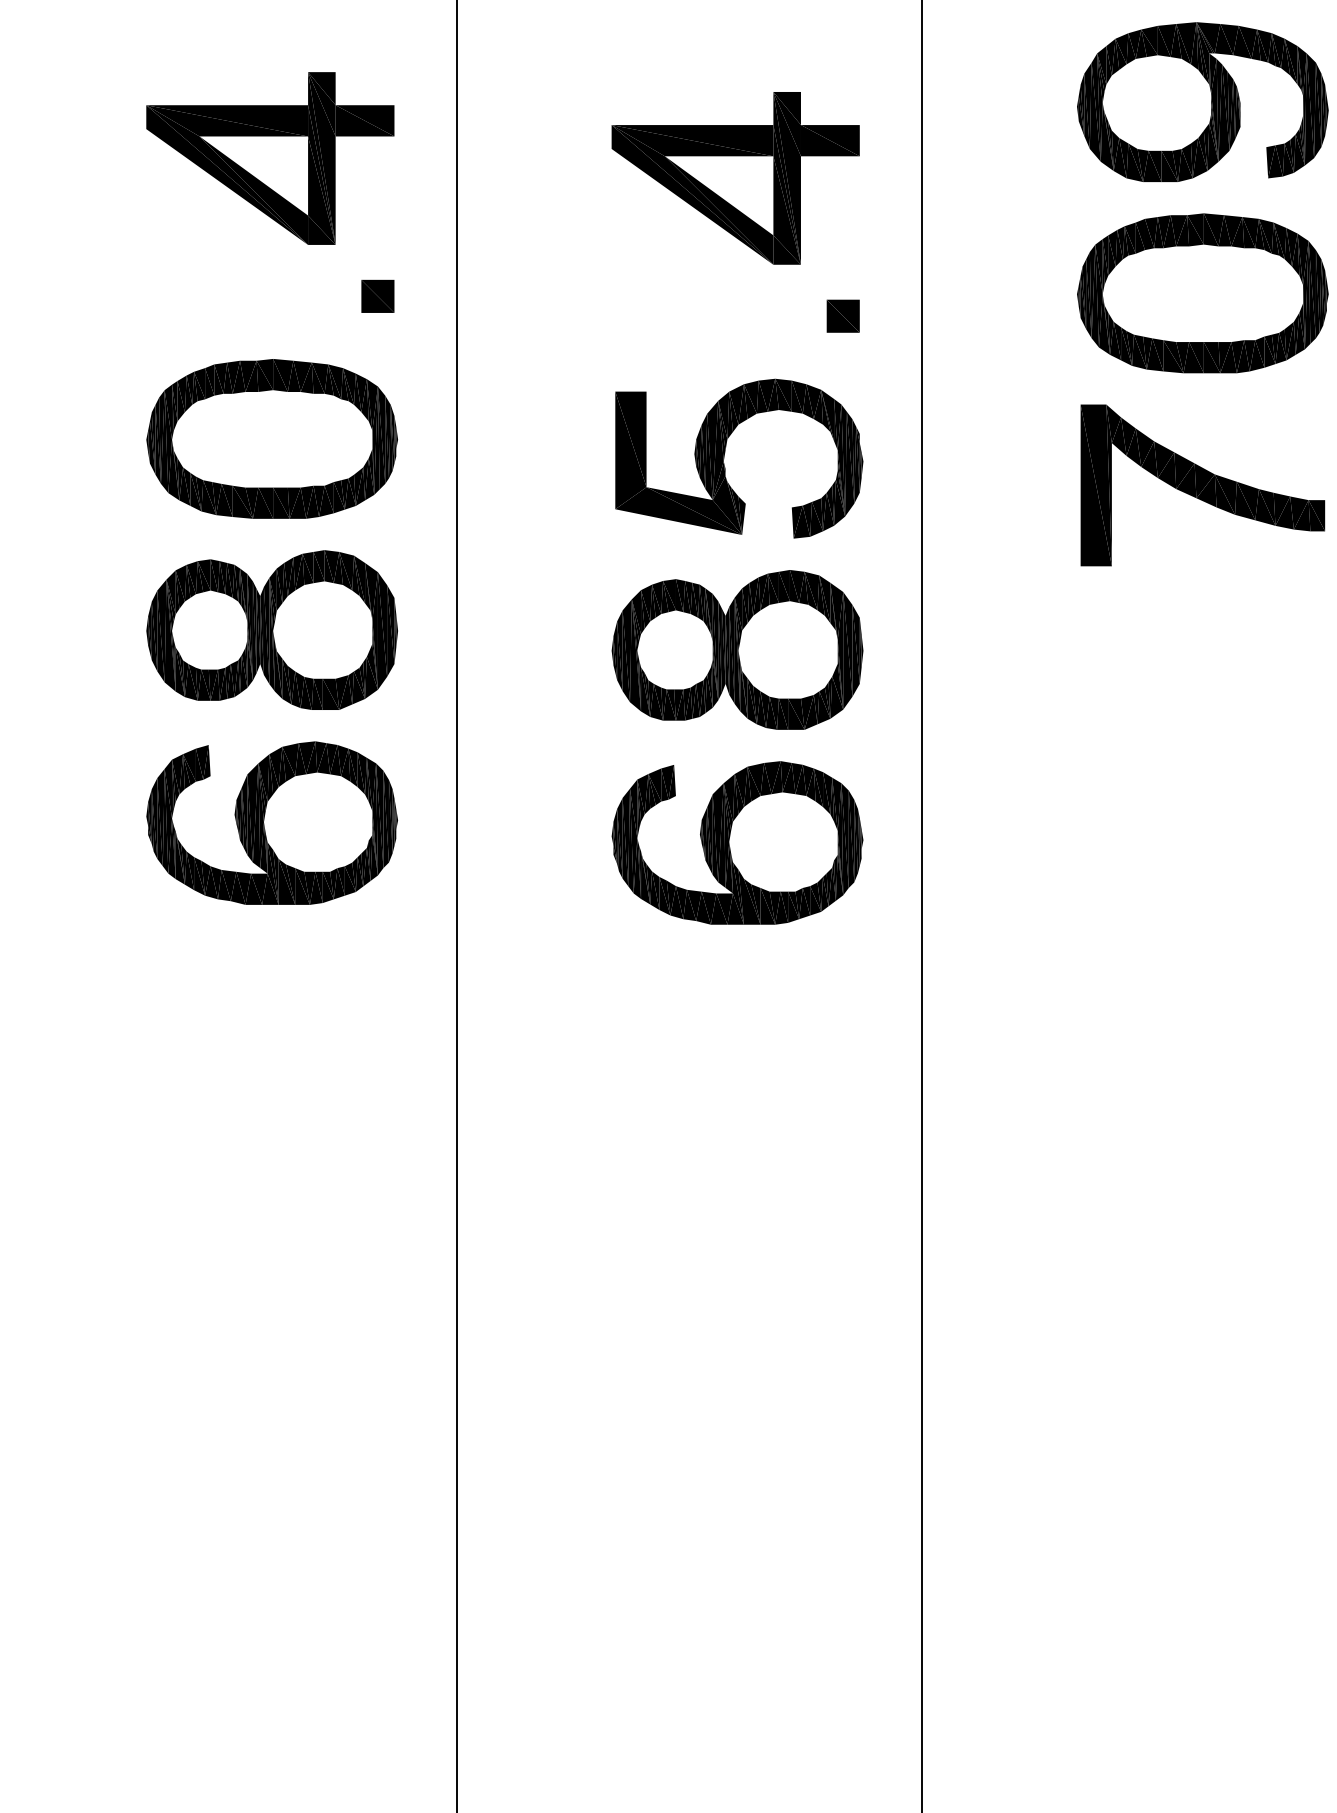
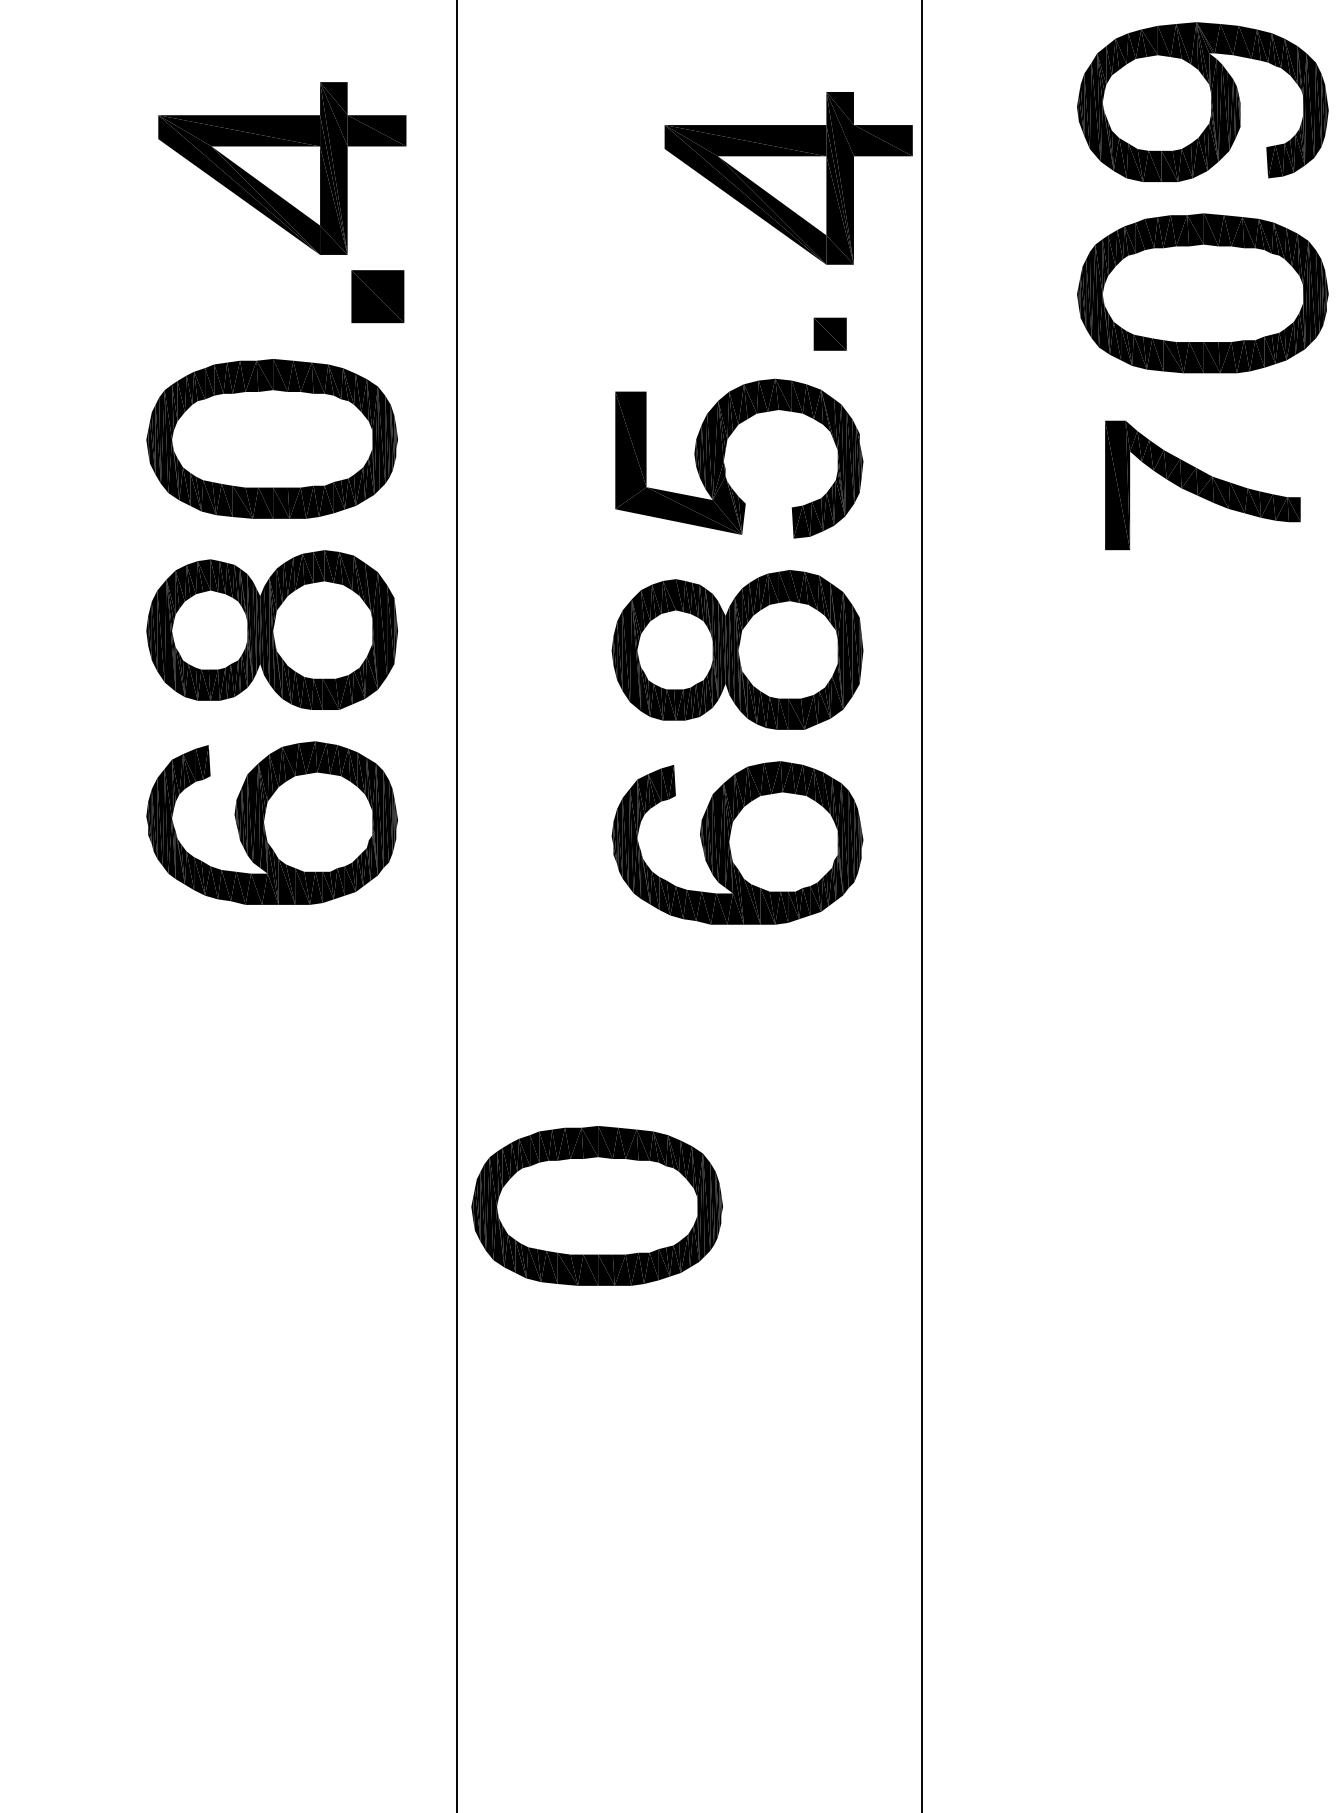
part position: (270, 158) -> (282, 168) (282, 168)
part position: (735, 178) -> (788, 178) (788, 178)
part size: 34x34 px -> 54x54 px (377, 296)
part position: (842, 315) -> (829, 333) (829, 333)
part size: 246x163 px -> 196x131 px (1202, 485)
part: none -> present (596, 1205)
